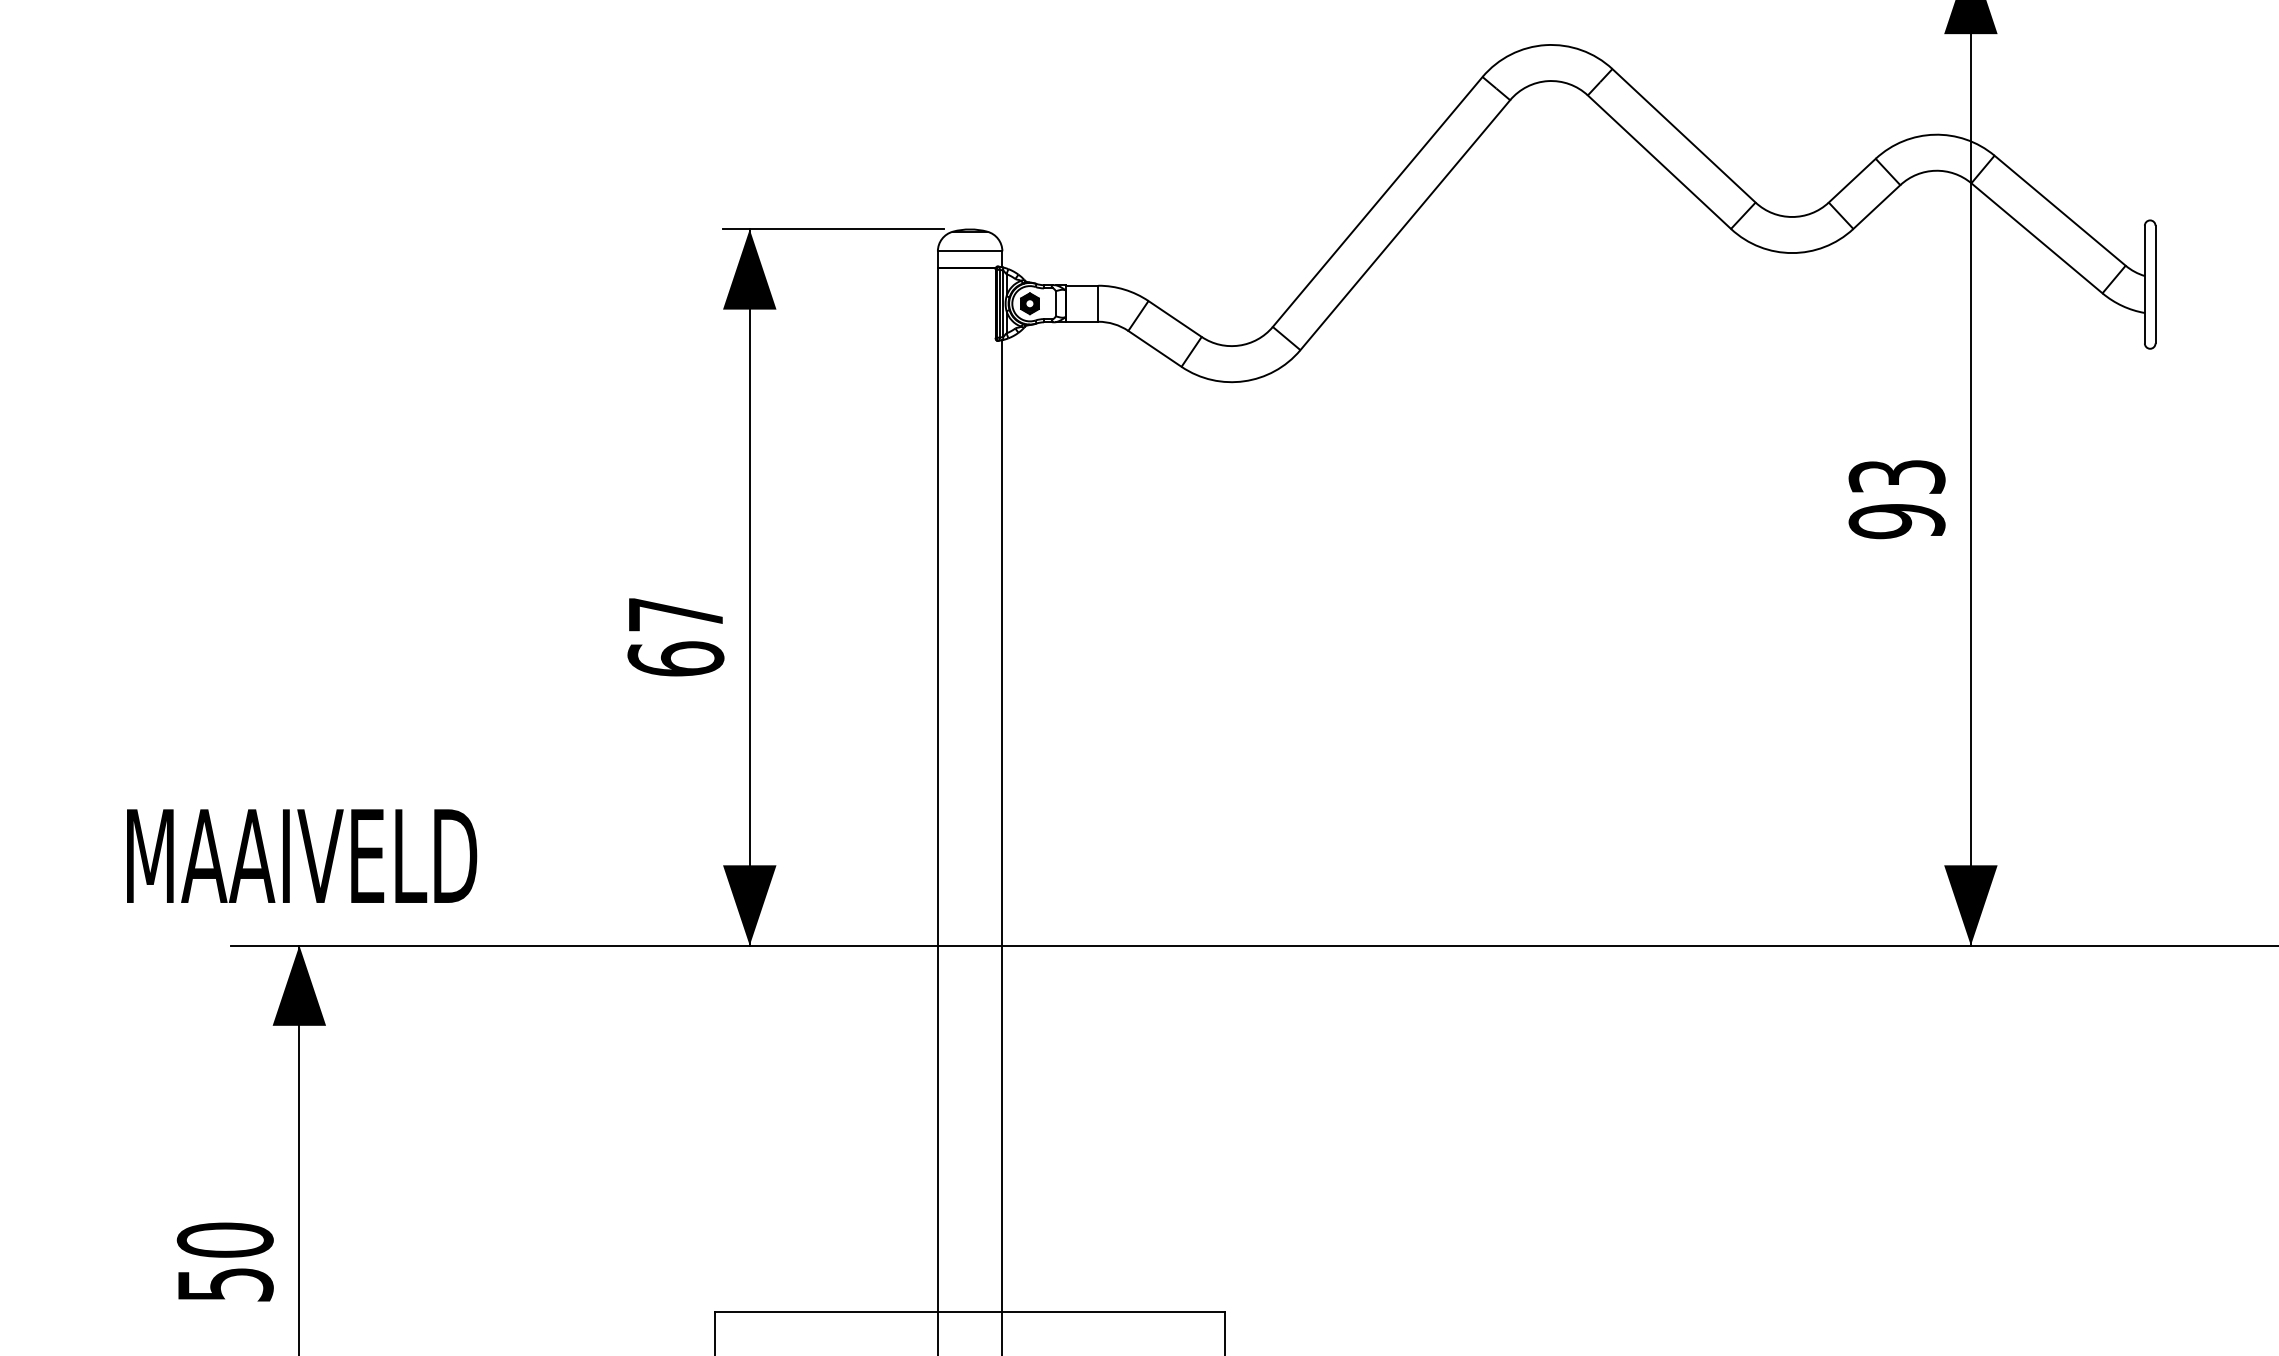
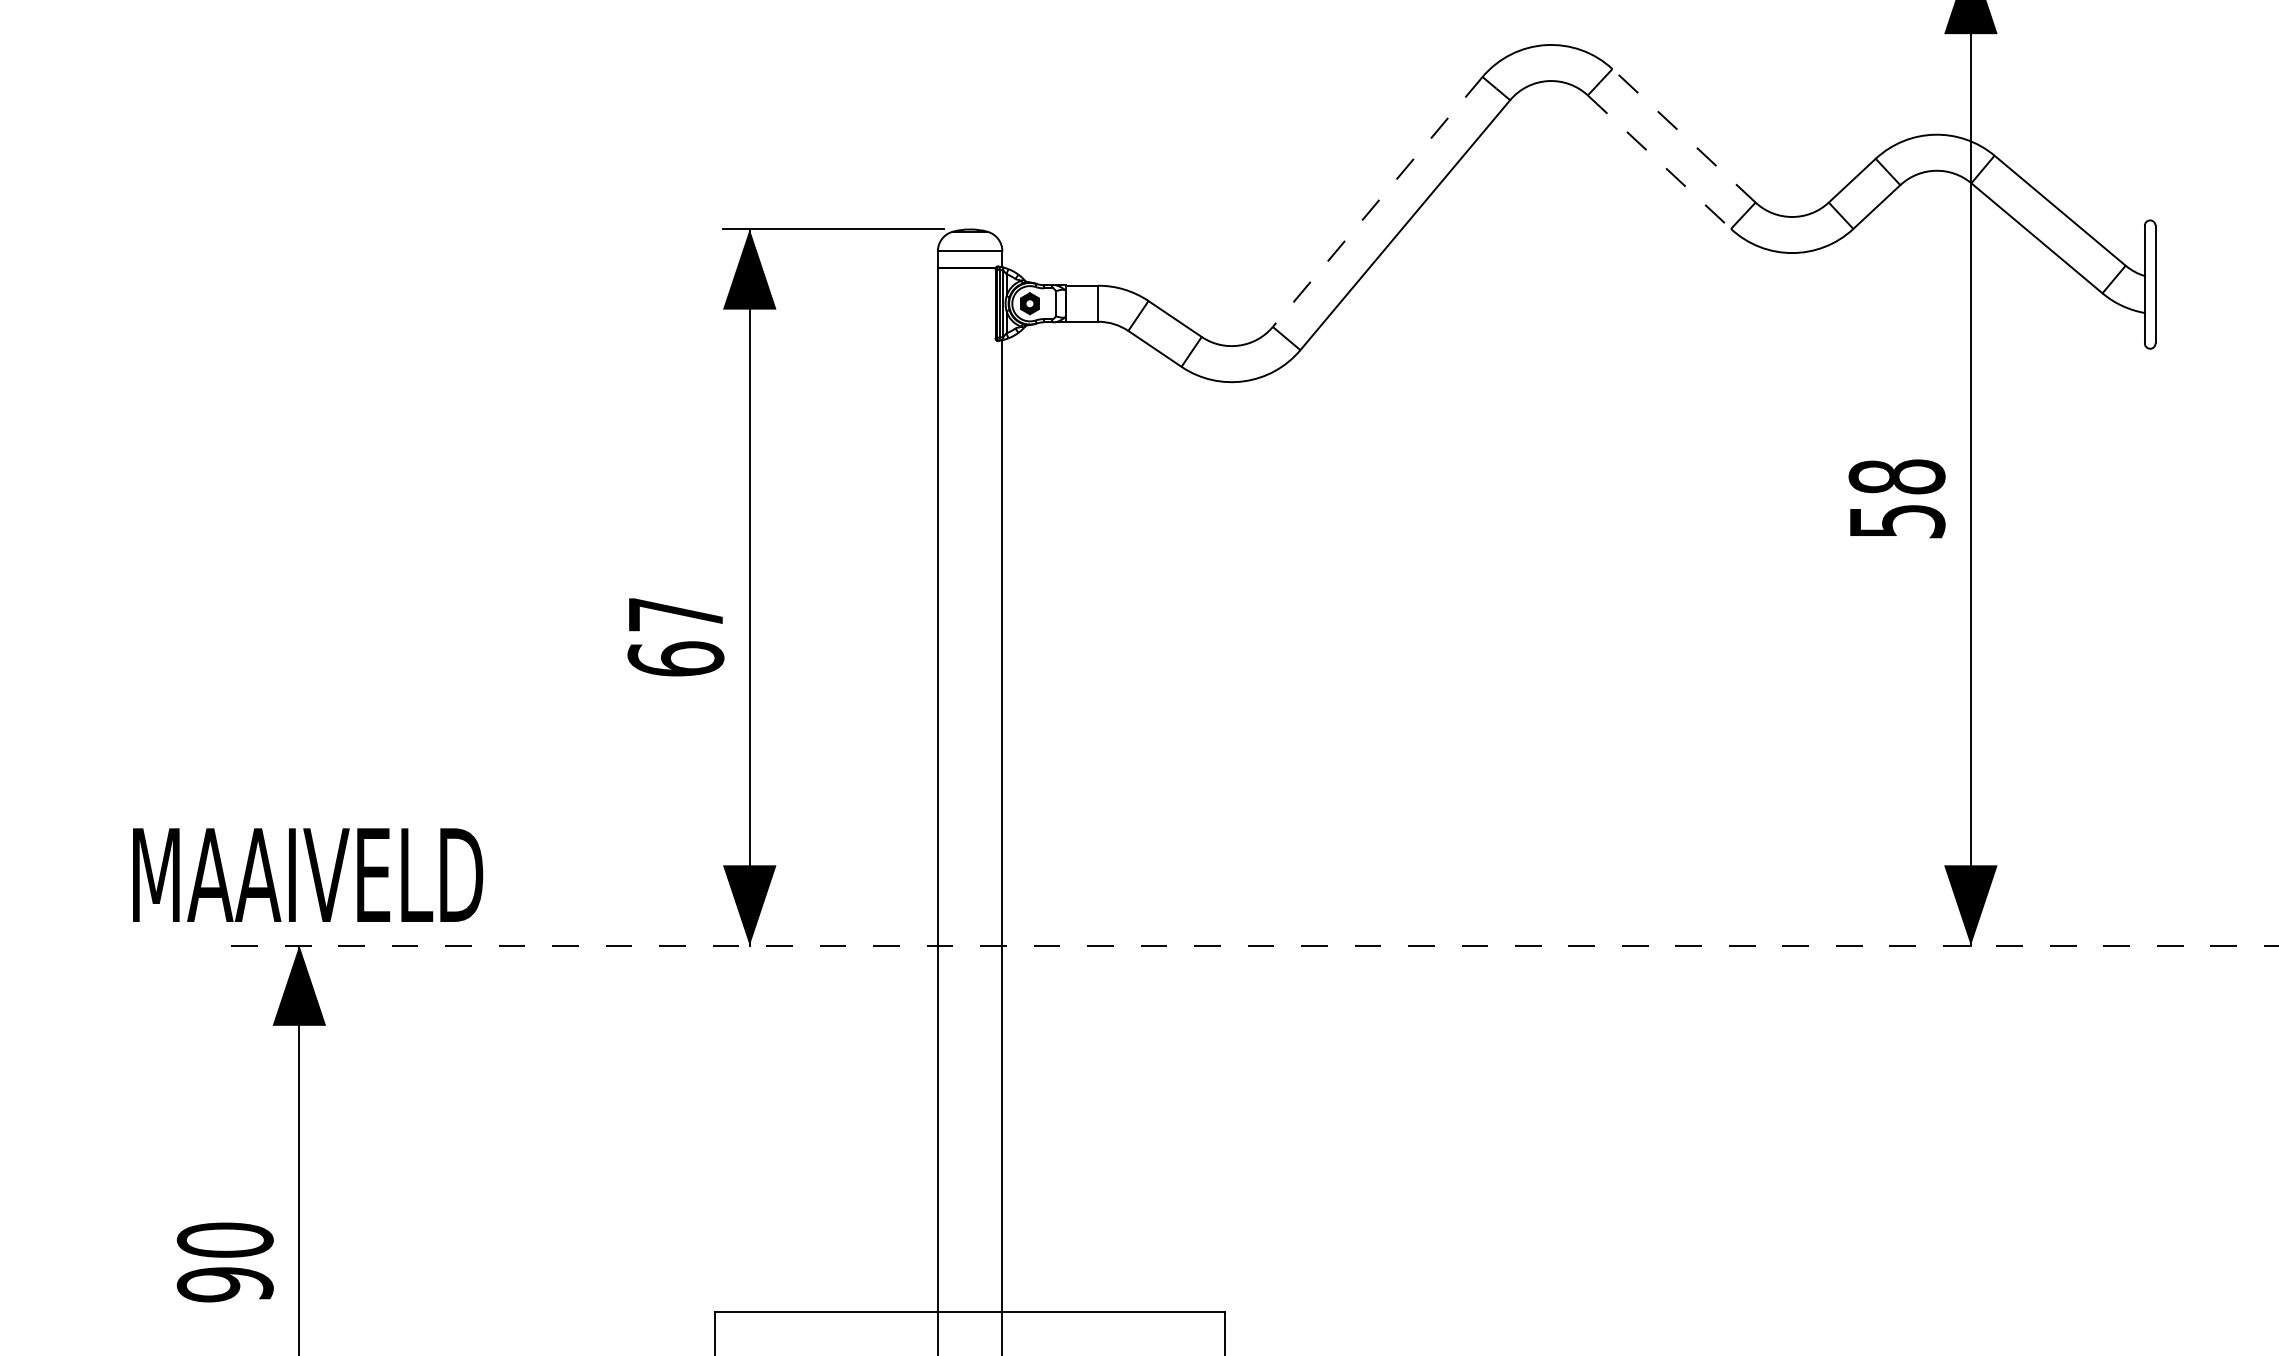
line: solid -> dashed (1684, 135)
line: solid -> dashed (1659, 162)
line: solid -> dashed (1377, 202)
text: 93 -> 58 (1896, 499)
text position: (302, 855) -> (308, 874) (308, 874)
line: solid -> dashed (1255, 945)
text: 50 -> 90 (224, 1284)
